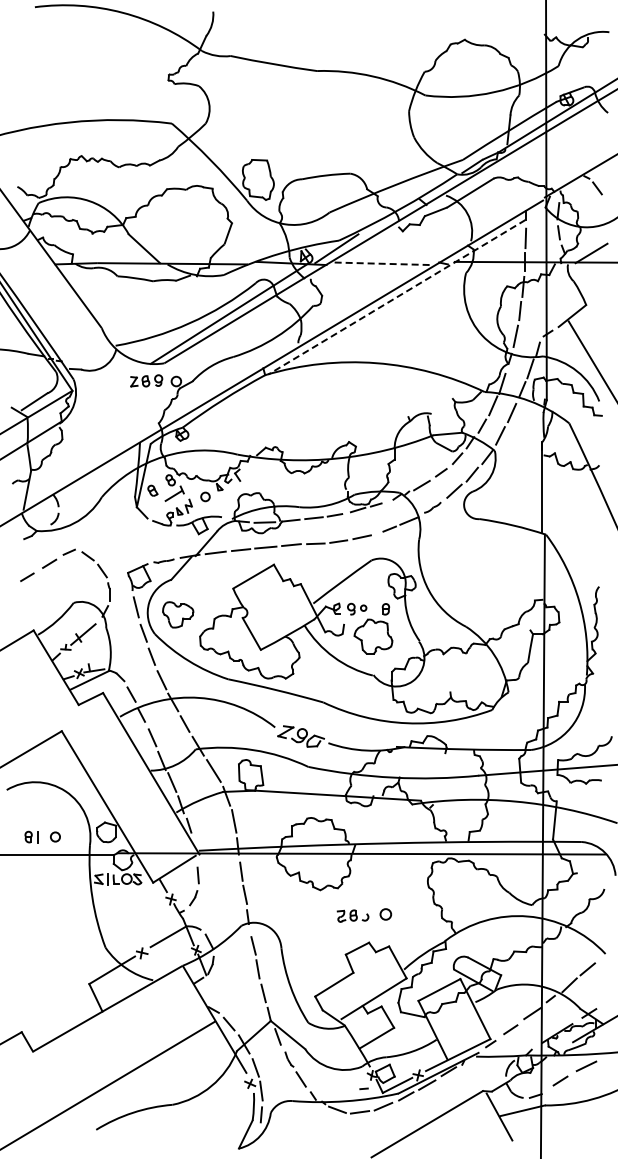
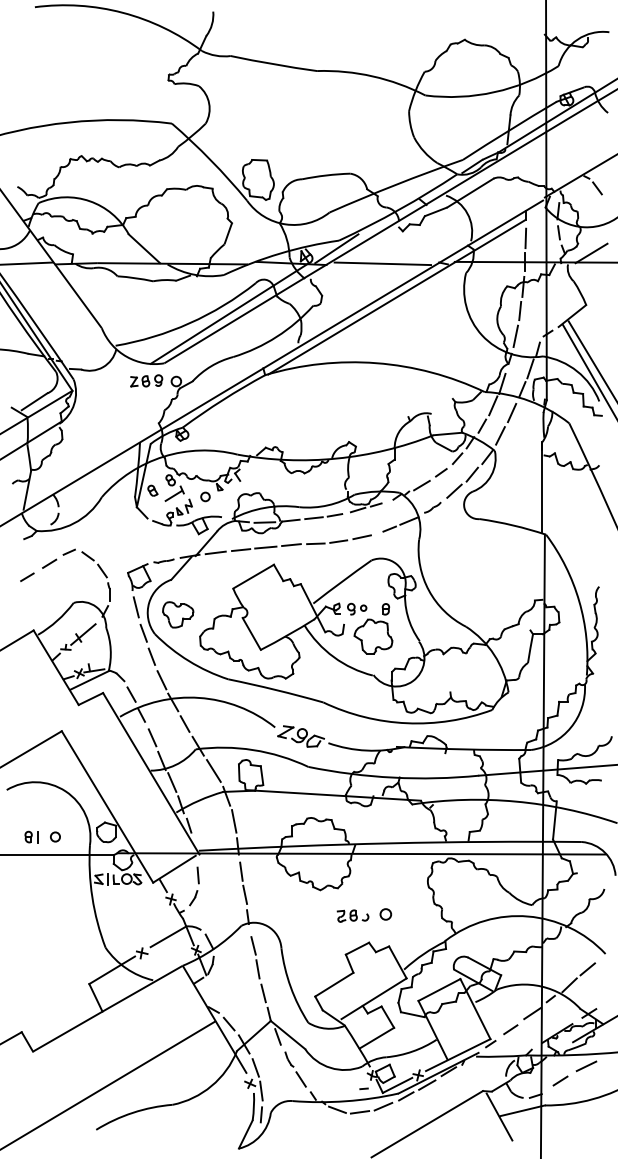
line: none -> present (27, 263)
line: dashed -> solid (383, 263)
line: dashed -> solid (396, 297)
line: none -> present (588, 370)
